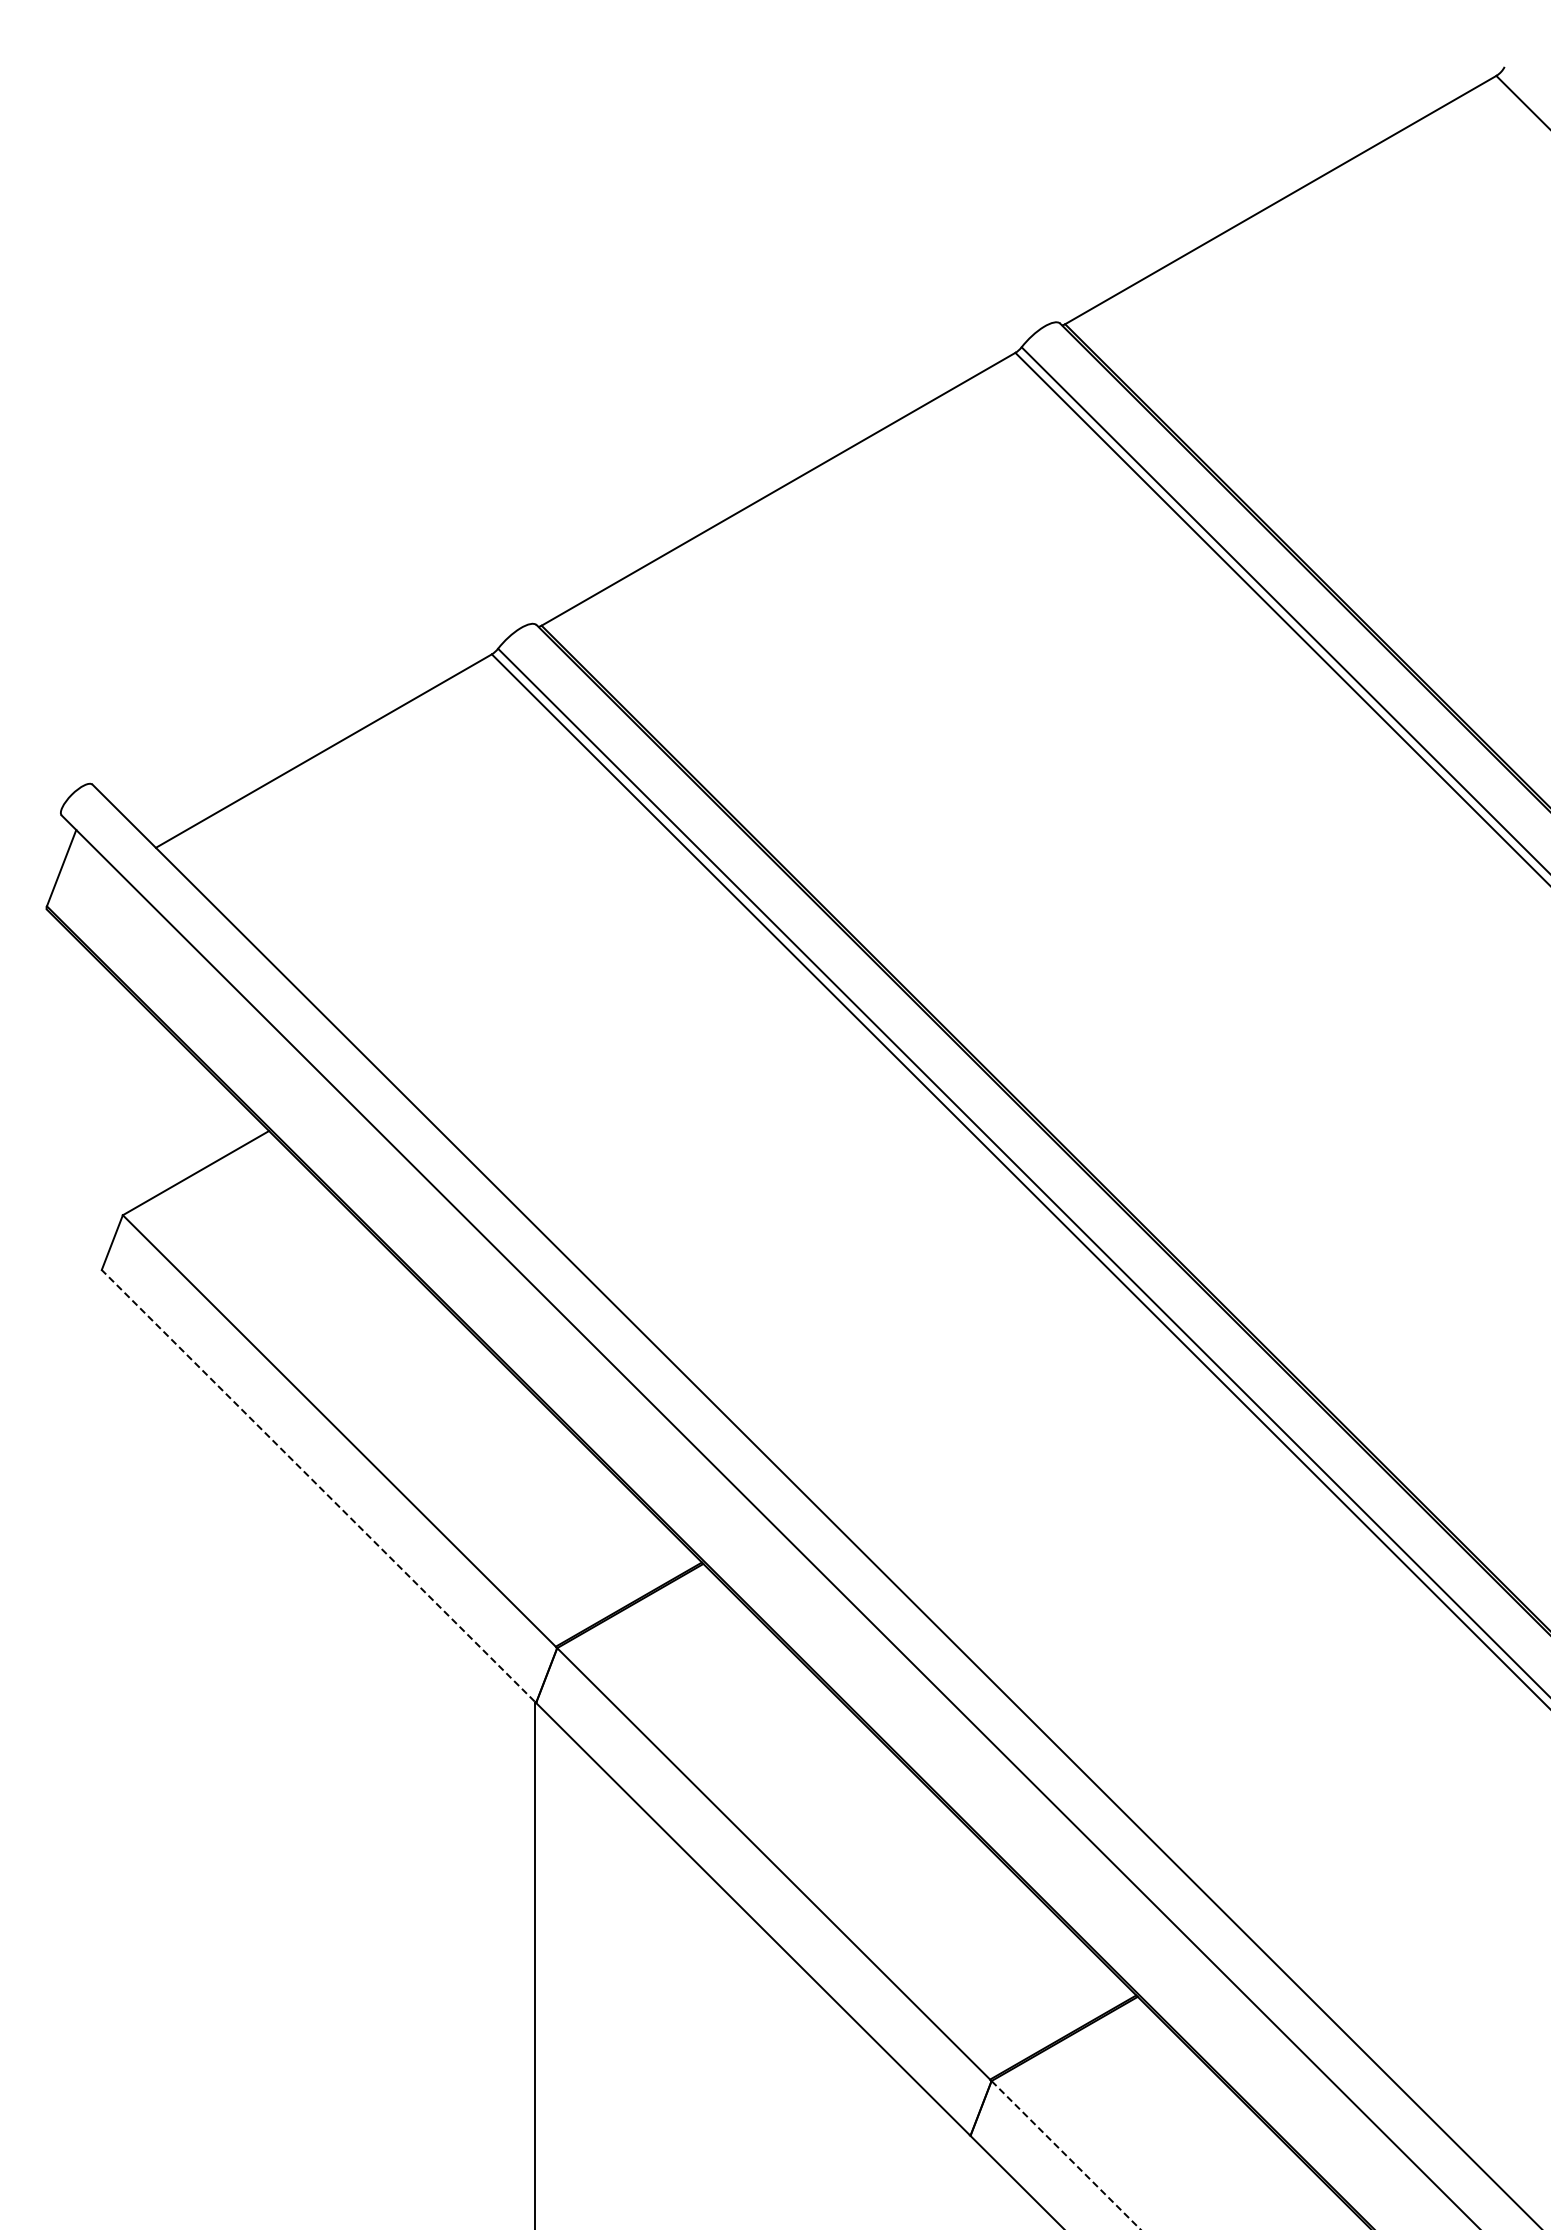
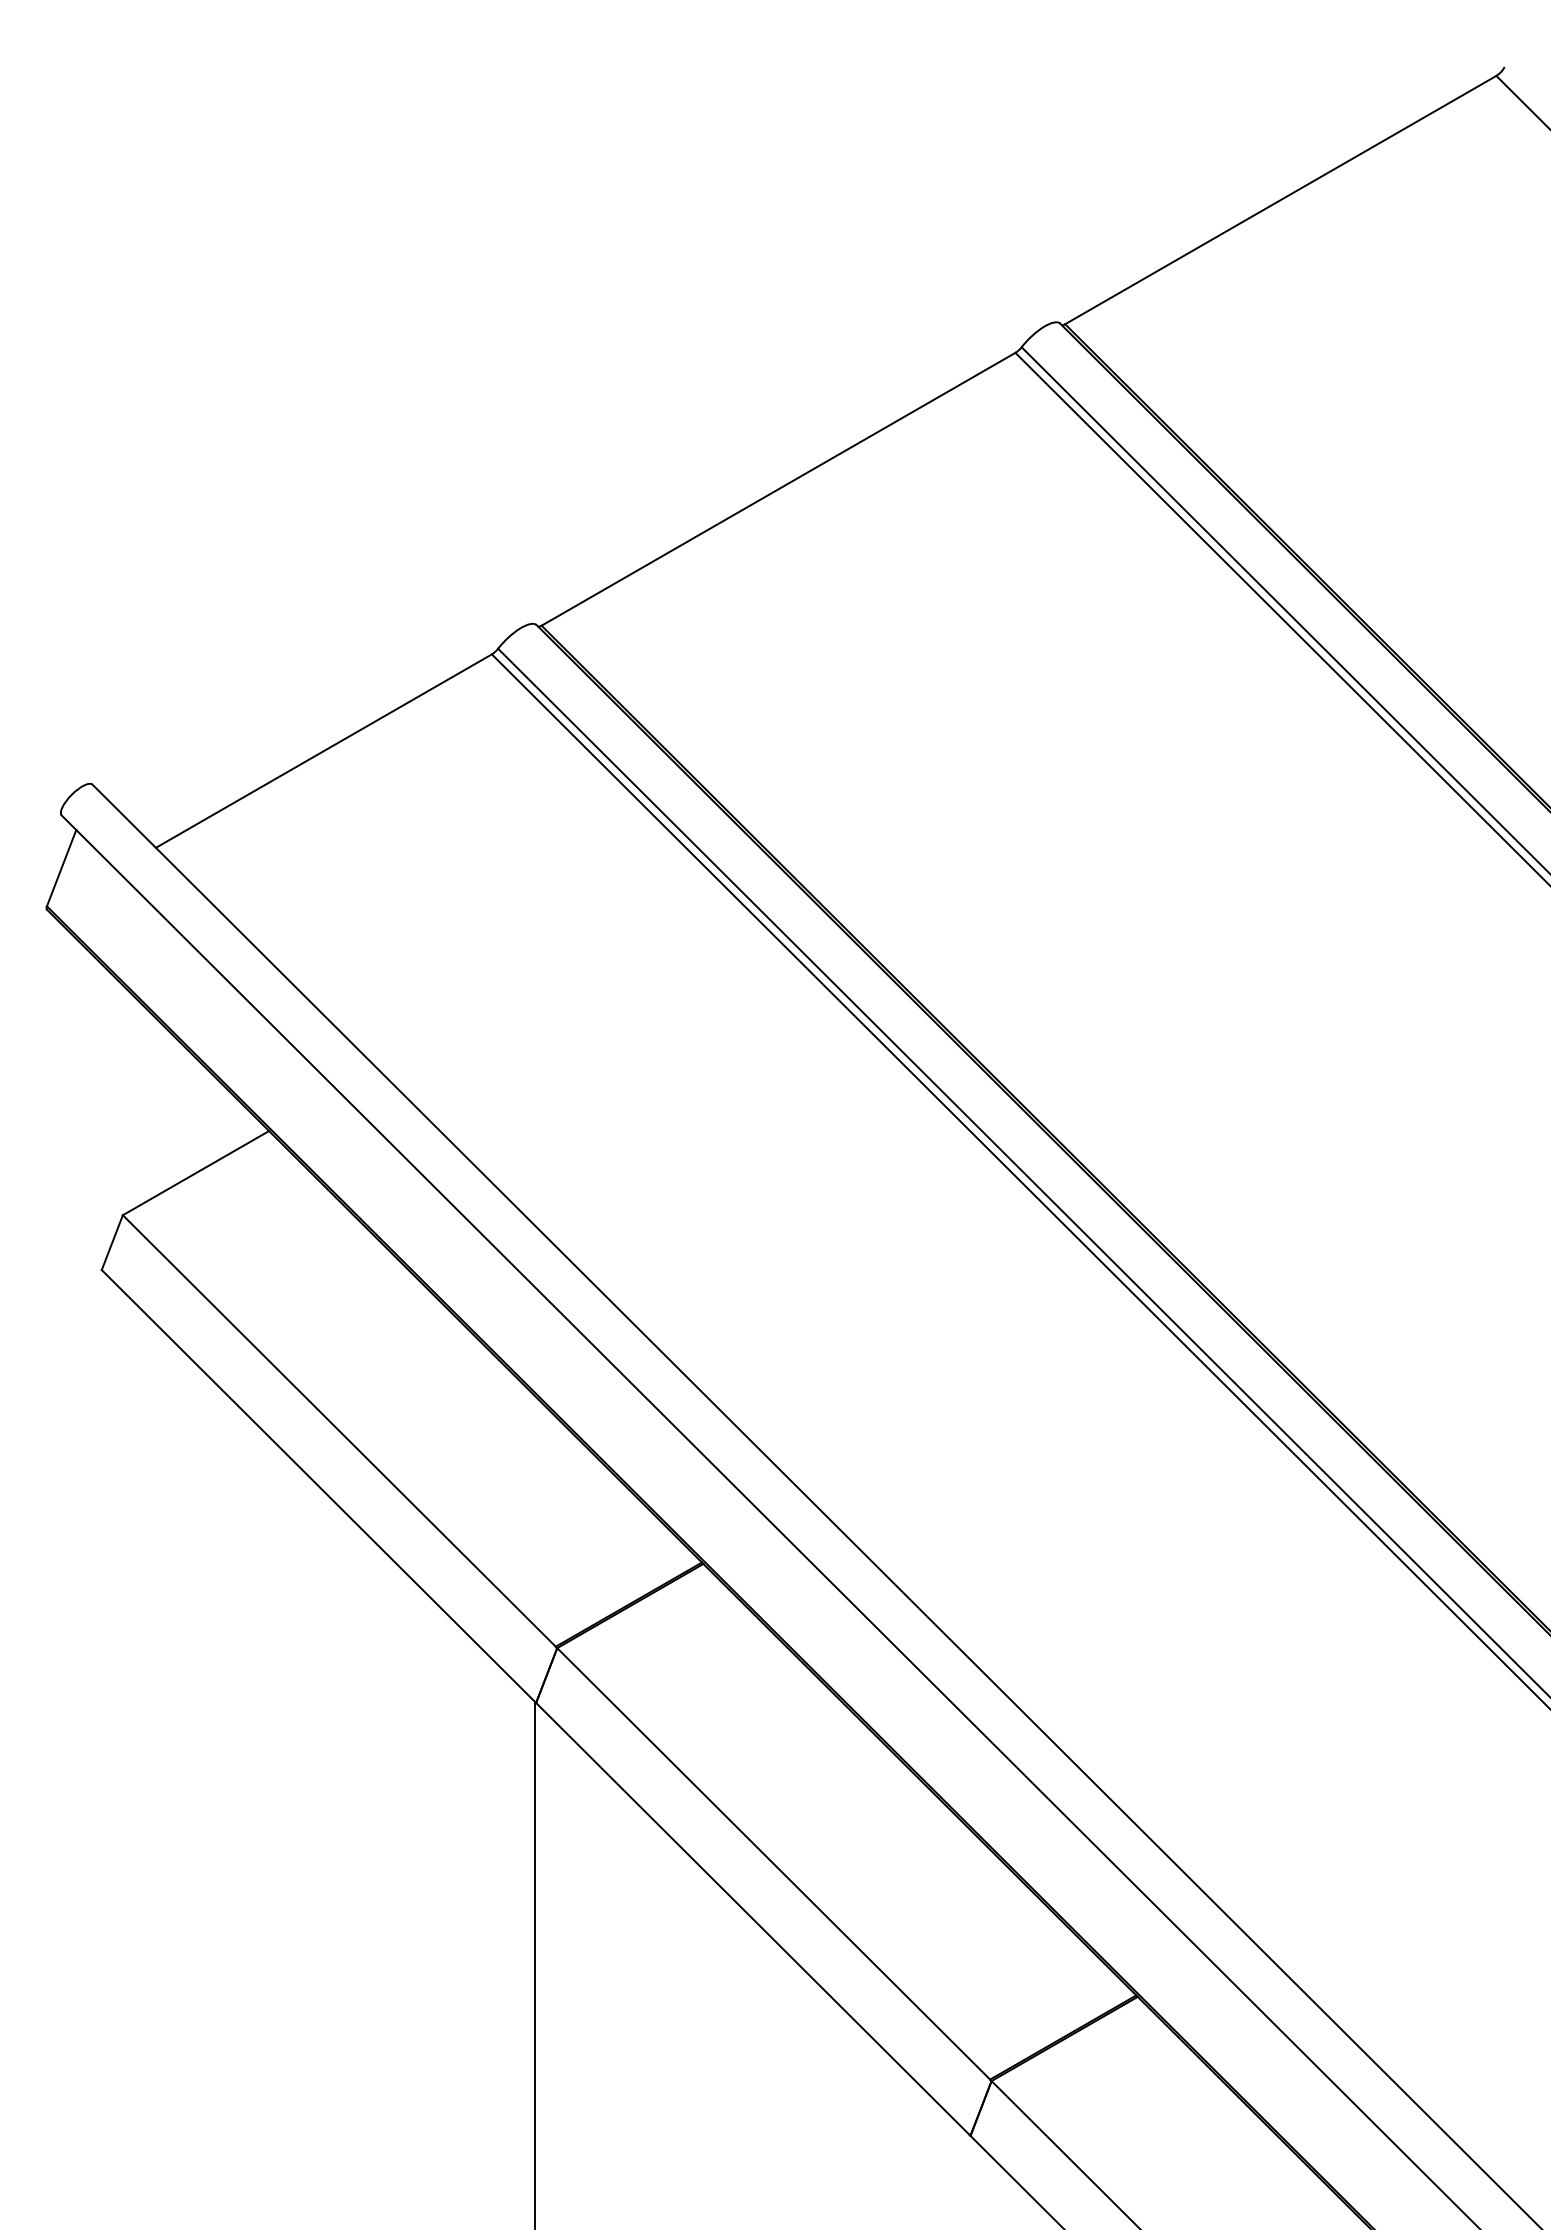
line: dashed -> solid (318, 1485)
line: dashed -> solid (1066, 2155)
